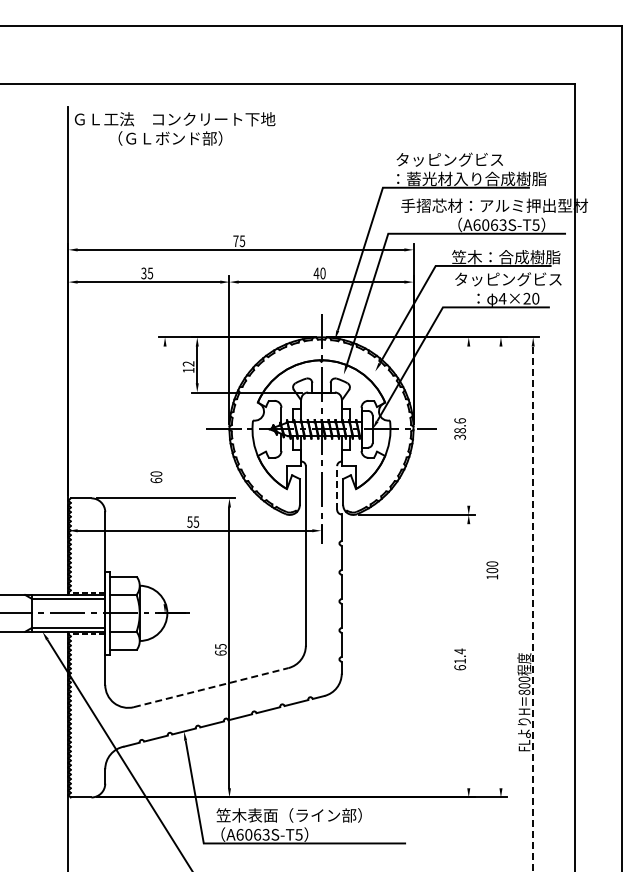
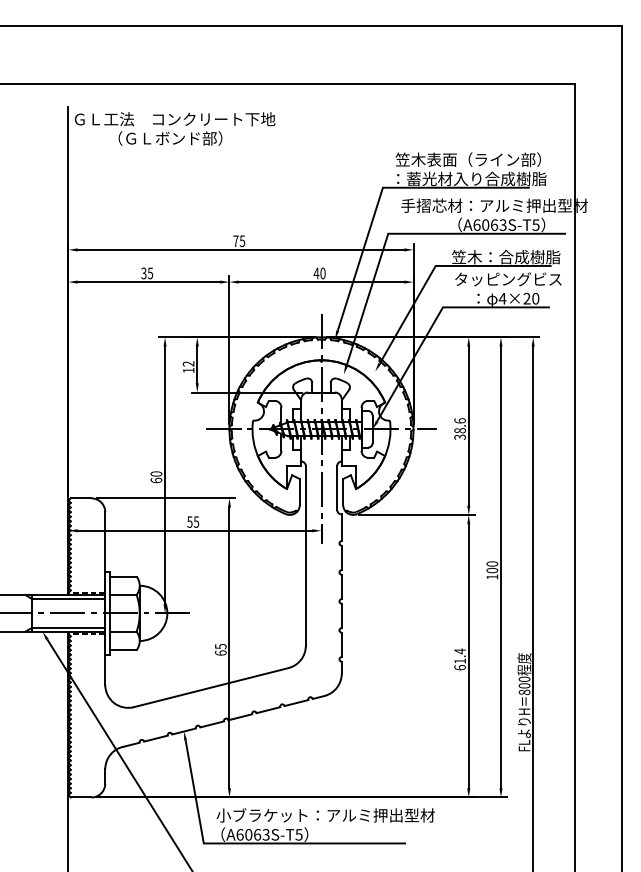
text: タッピングビス -> 笠木表面（ライン部） (467, 159)
line: none -> present (468, 425)
line: none -> present (165, 475)
line: dashed -> solid (337, 488)
line: none -> present (500, 567)
line: dashed -> solid (533, 609)
line: none -> present (468, 656)
line: dashed -> solid (211, 687)
text: 笠木表面（ライン部） -> 小ブラケット：アルミ押出型材 (325, 815)
